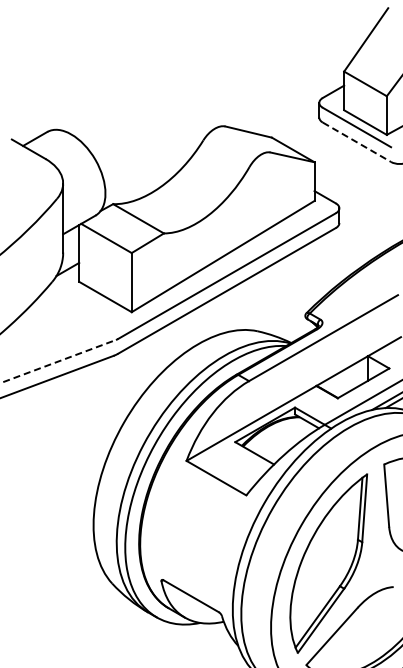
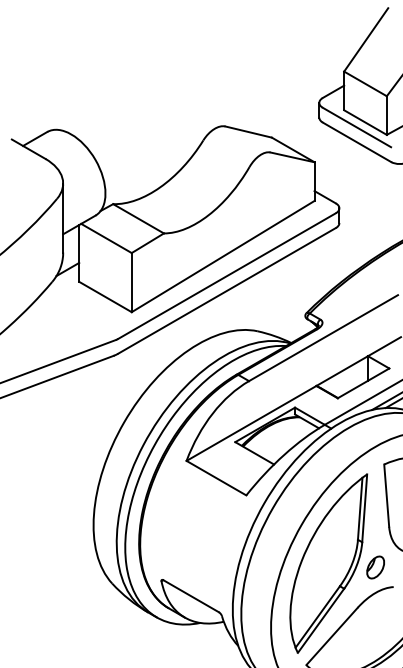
line: dashed -> solid (357, 142)
line: dashed -> solid (58, 361)
part: none -> present (375, 567)
